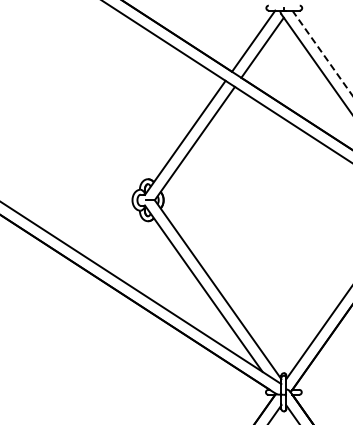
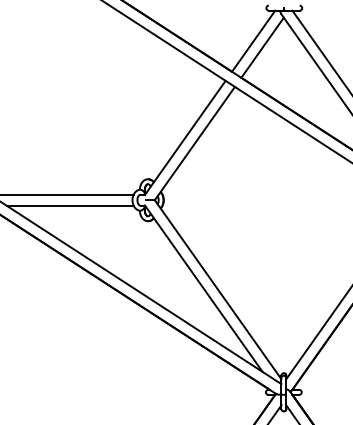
line: dashed -> solid (322, 53)
line: none -> present (67, 194)
line: none -> present (69, 205)
